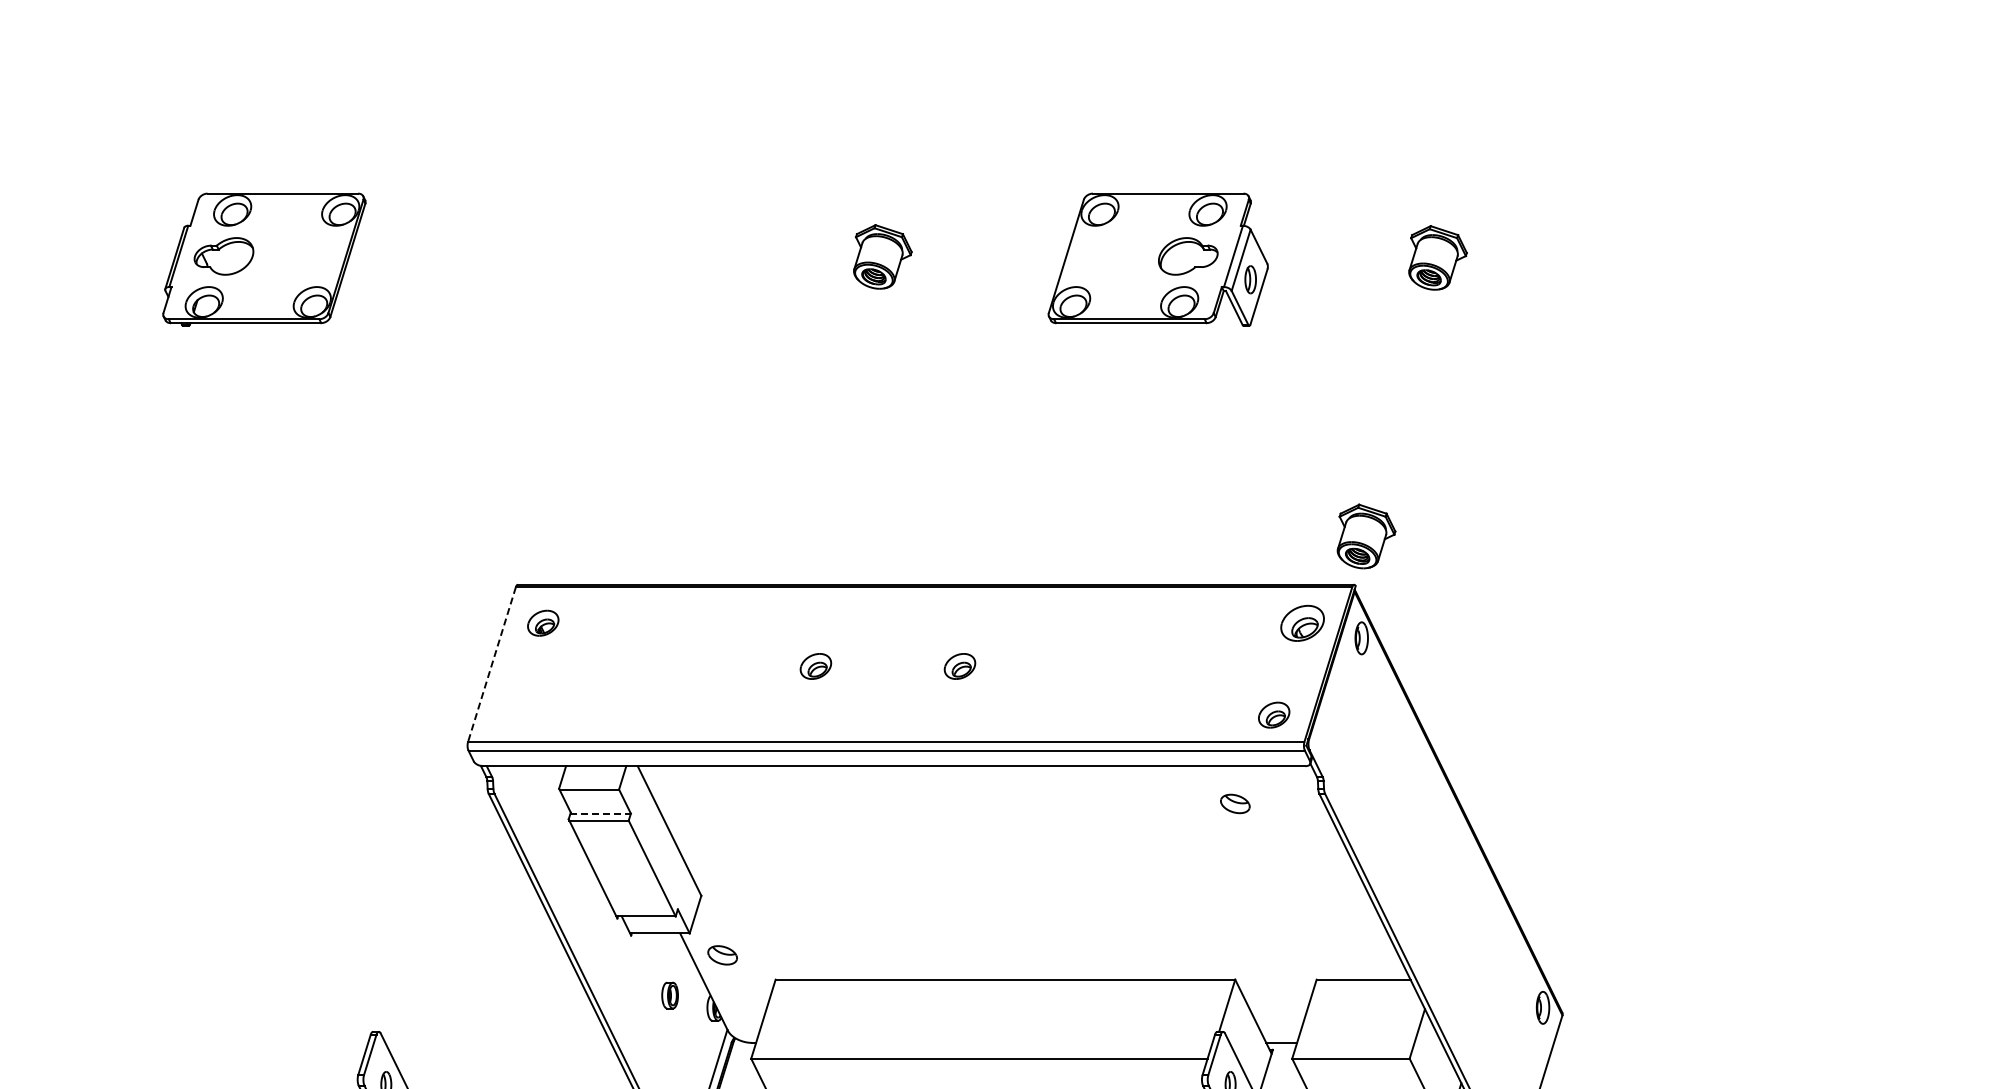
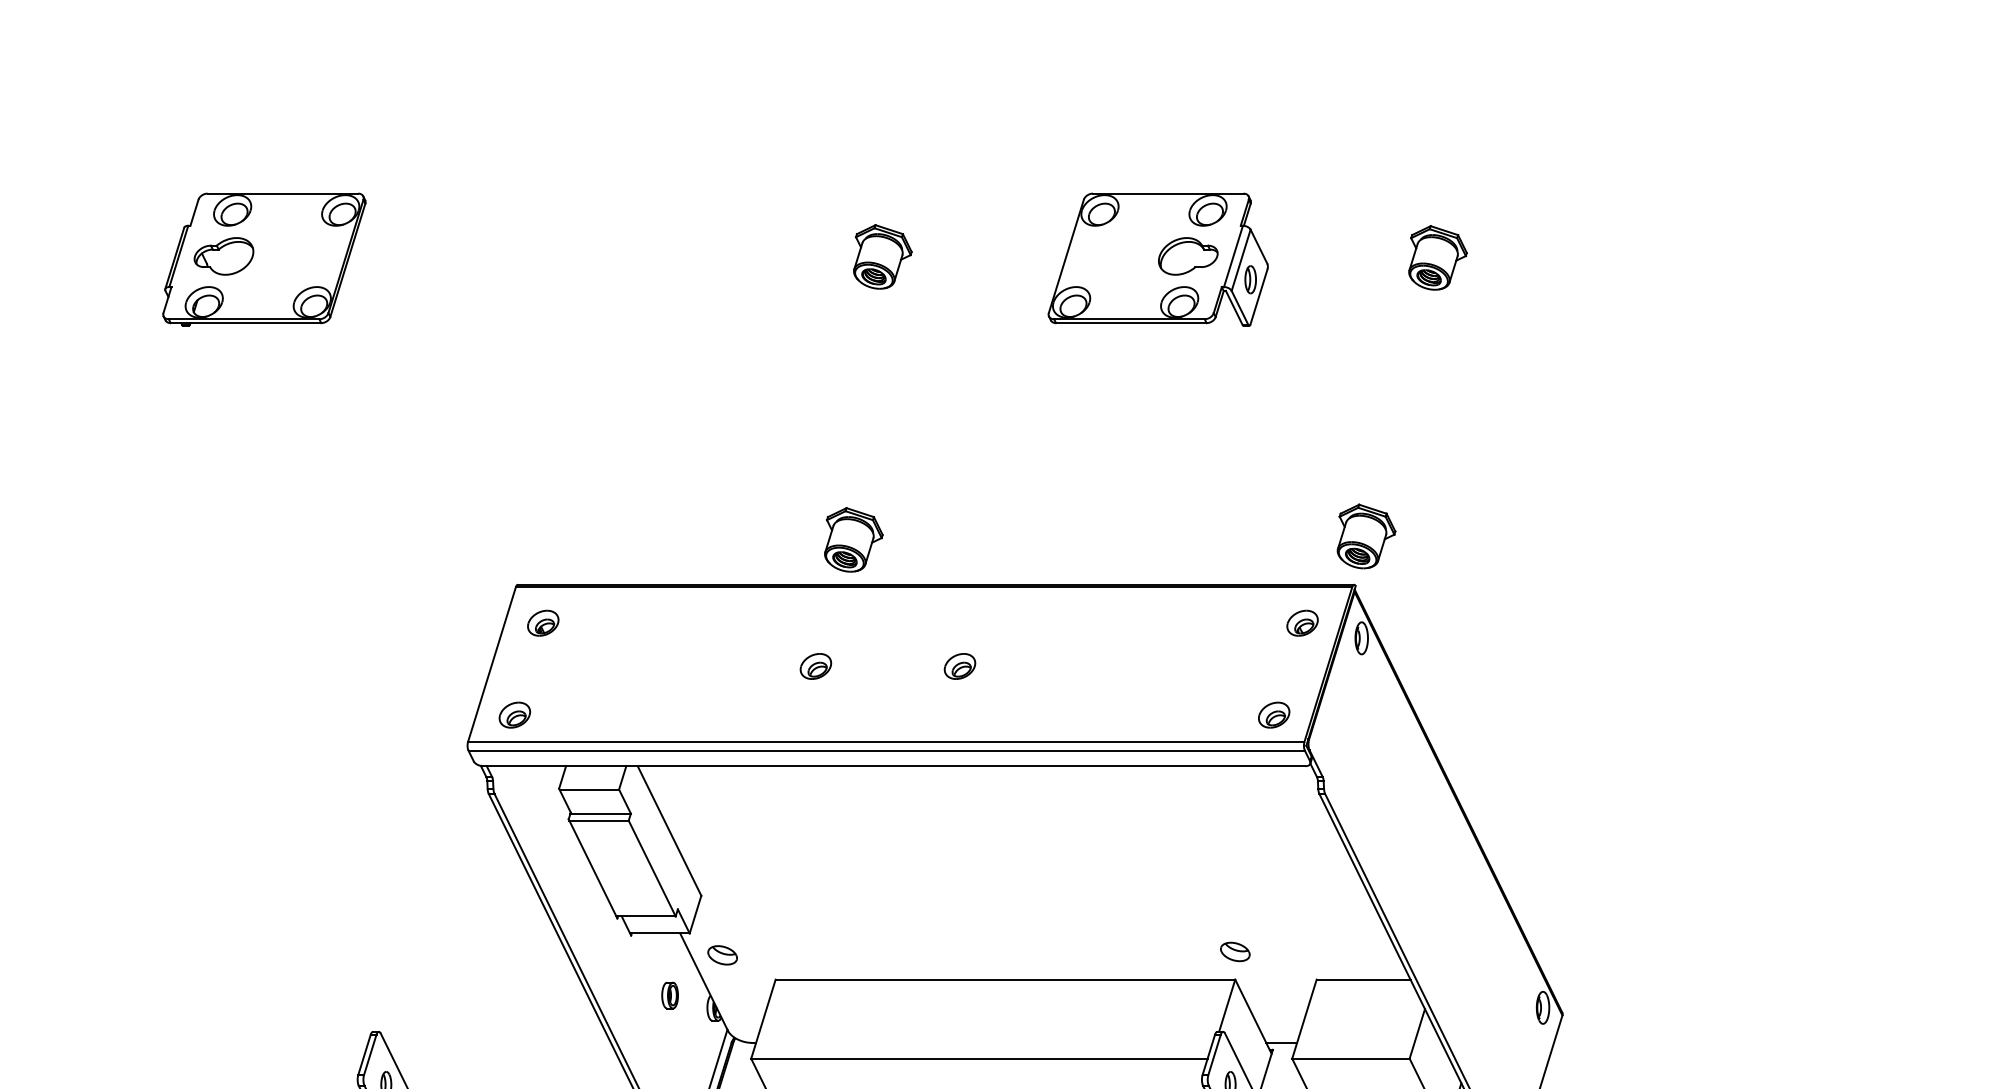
part: none -> present (853, 539)
part size: 45x38 px -> 33x28 px (1302, 622)
line: dashed -> solid (492, 664)
part: none -> present (514, 714)
part position: (1235, 803) -> (1235, 951) (1235, 951)
line: dashed -> solid (601, 813)
